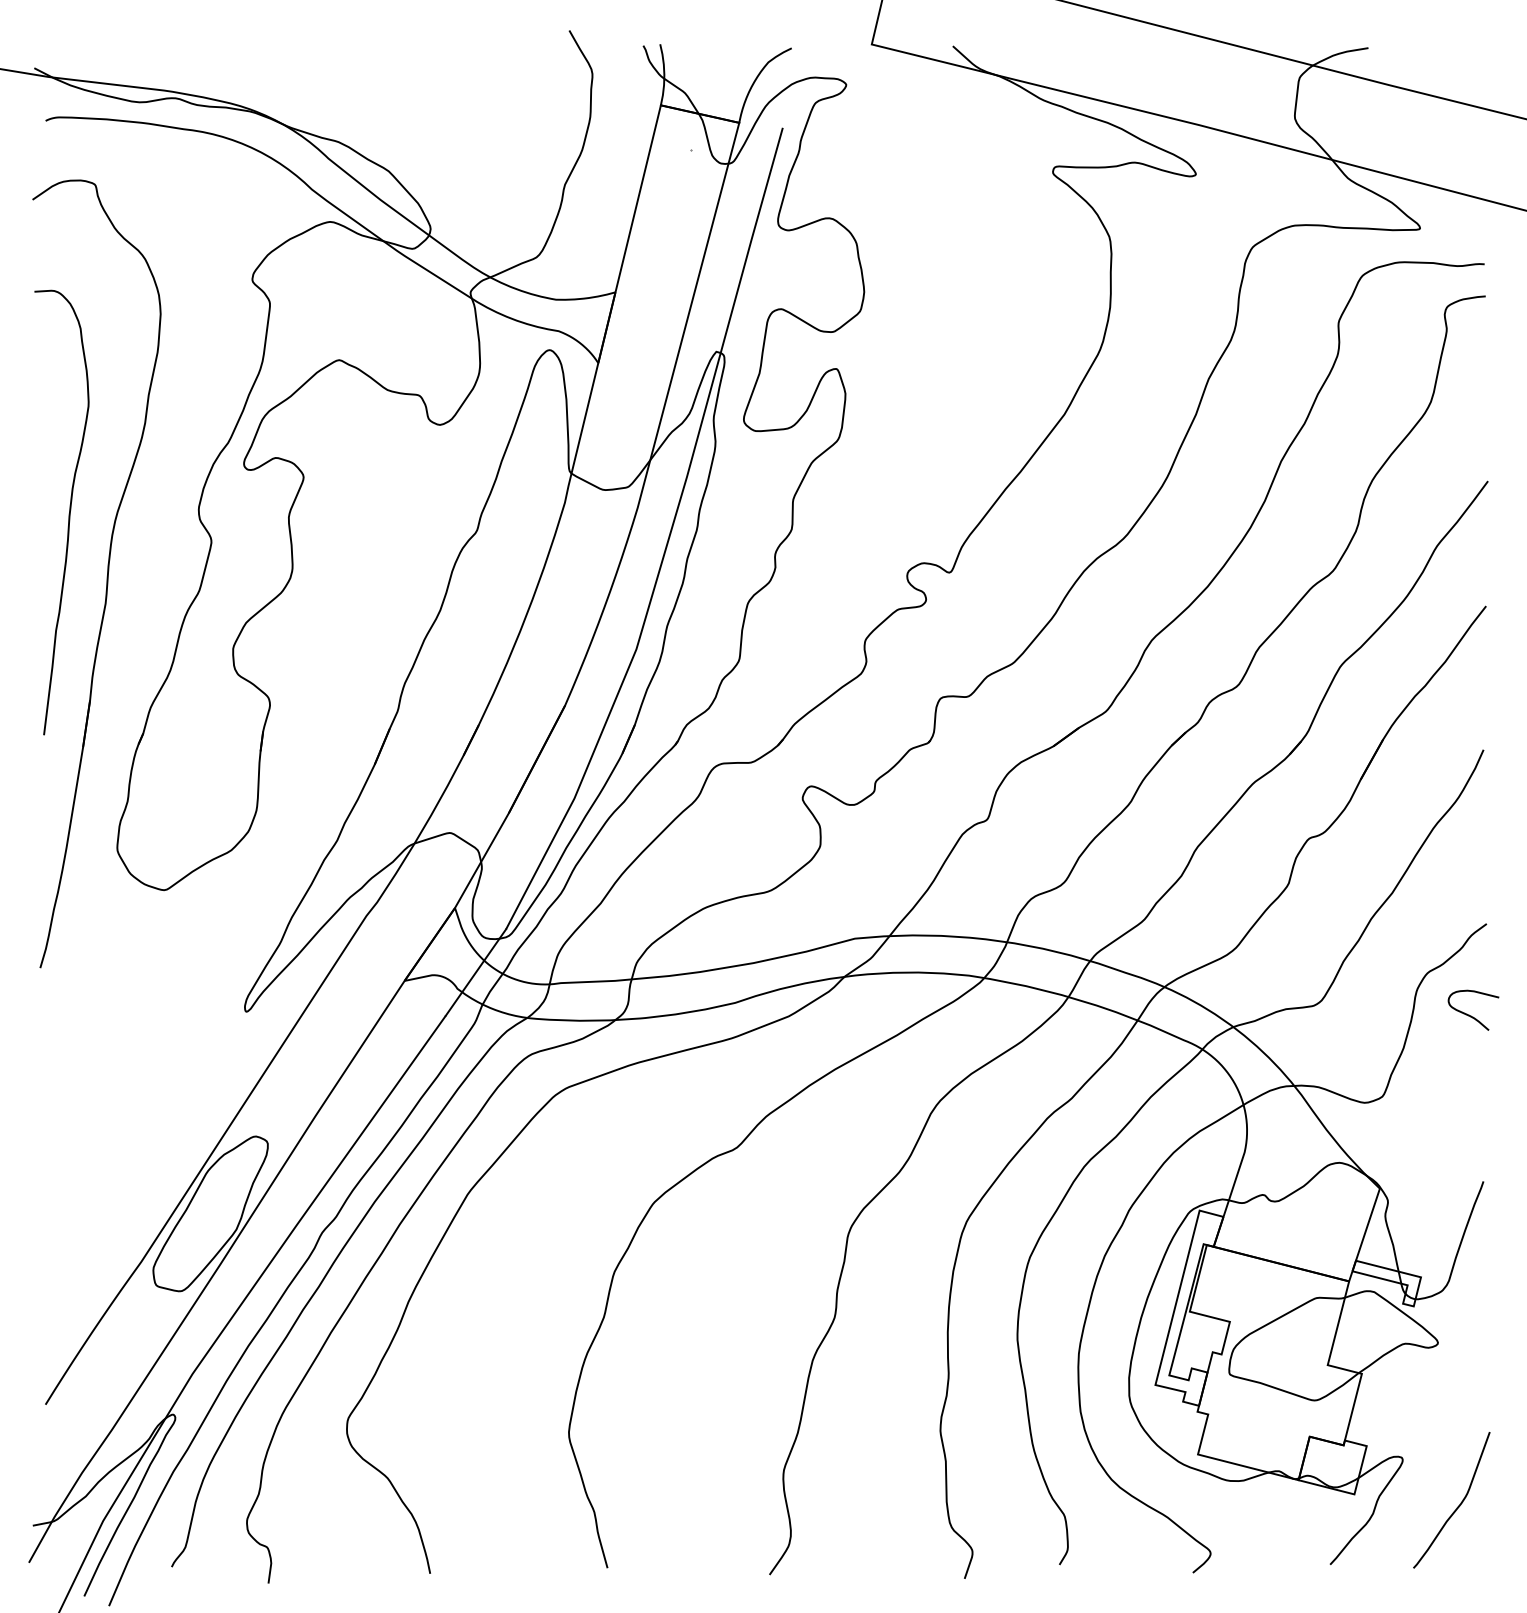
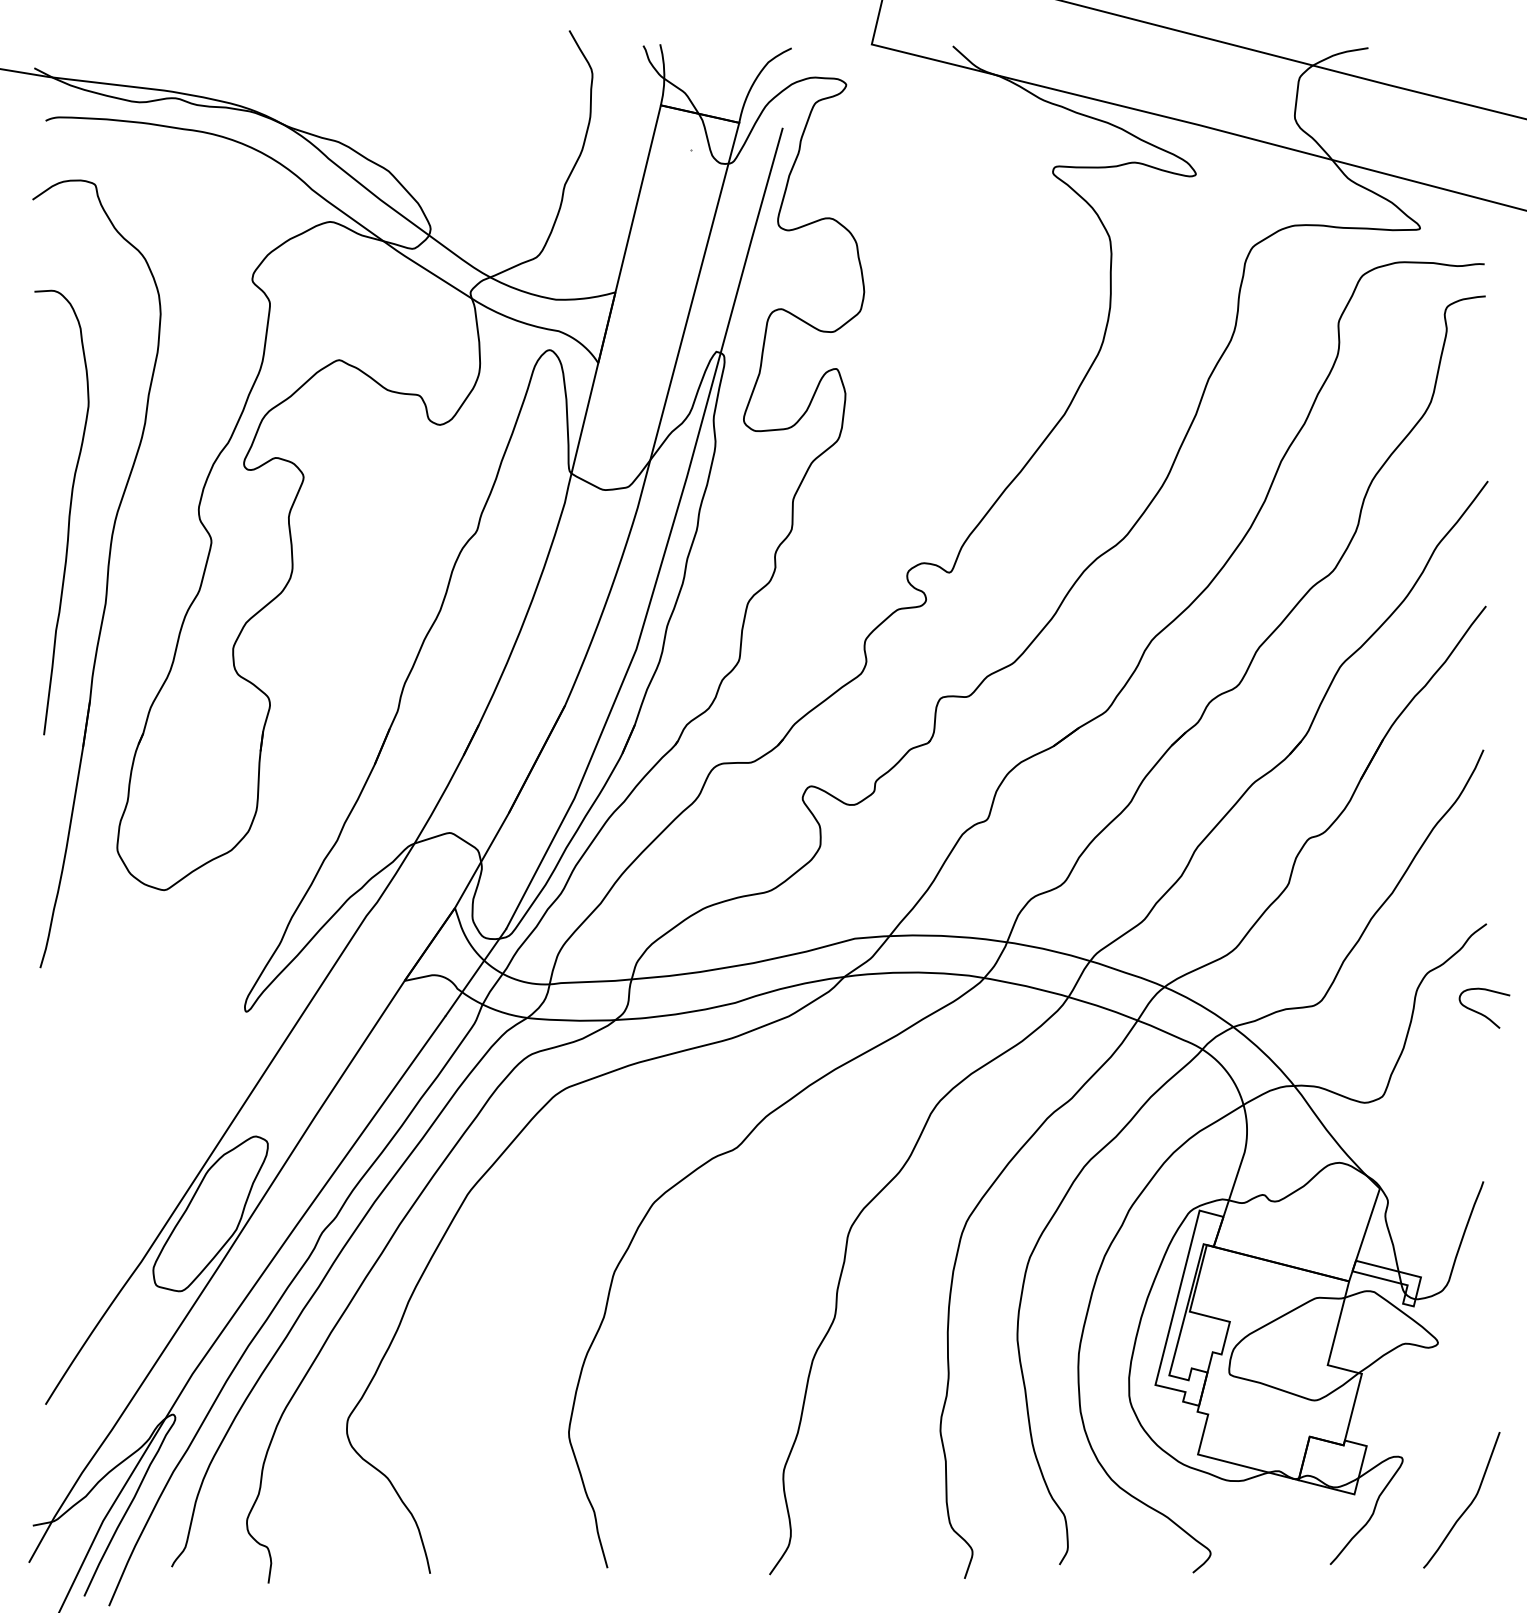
curve position: (1471, 1015) -> (1482, 1013) (1482, 1013)
curve position: (1457, 1506) -> (1467, 1506) (1467, 1506)
